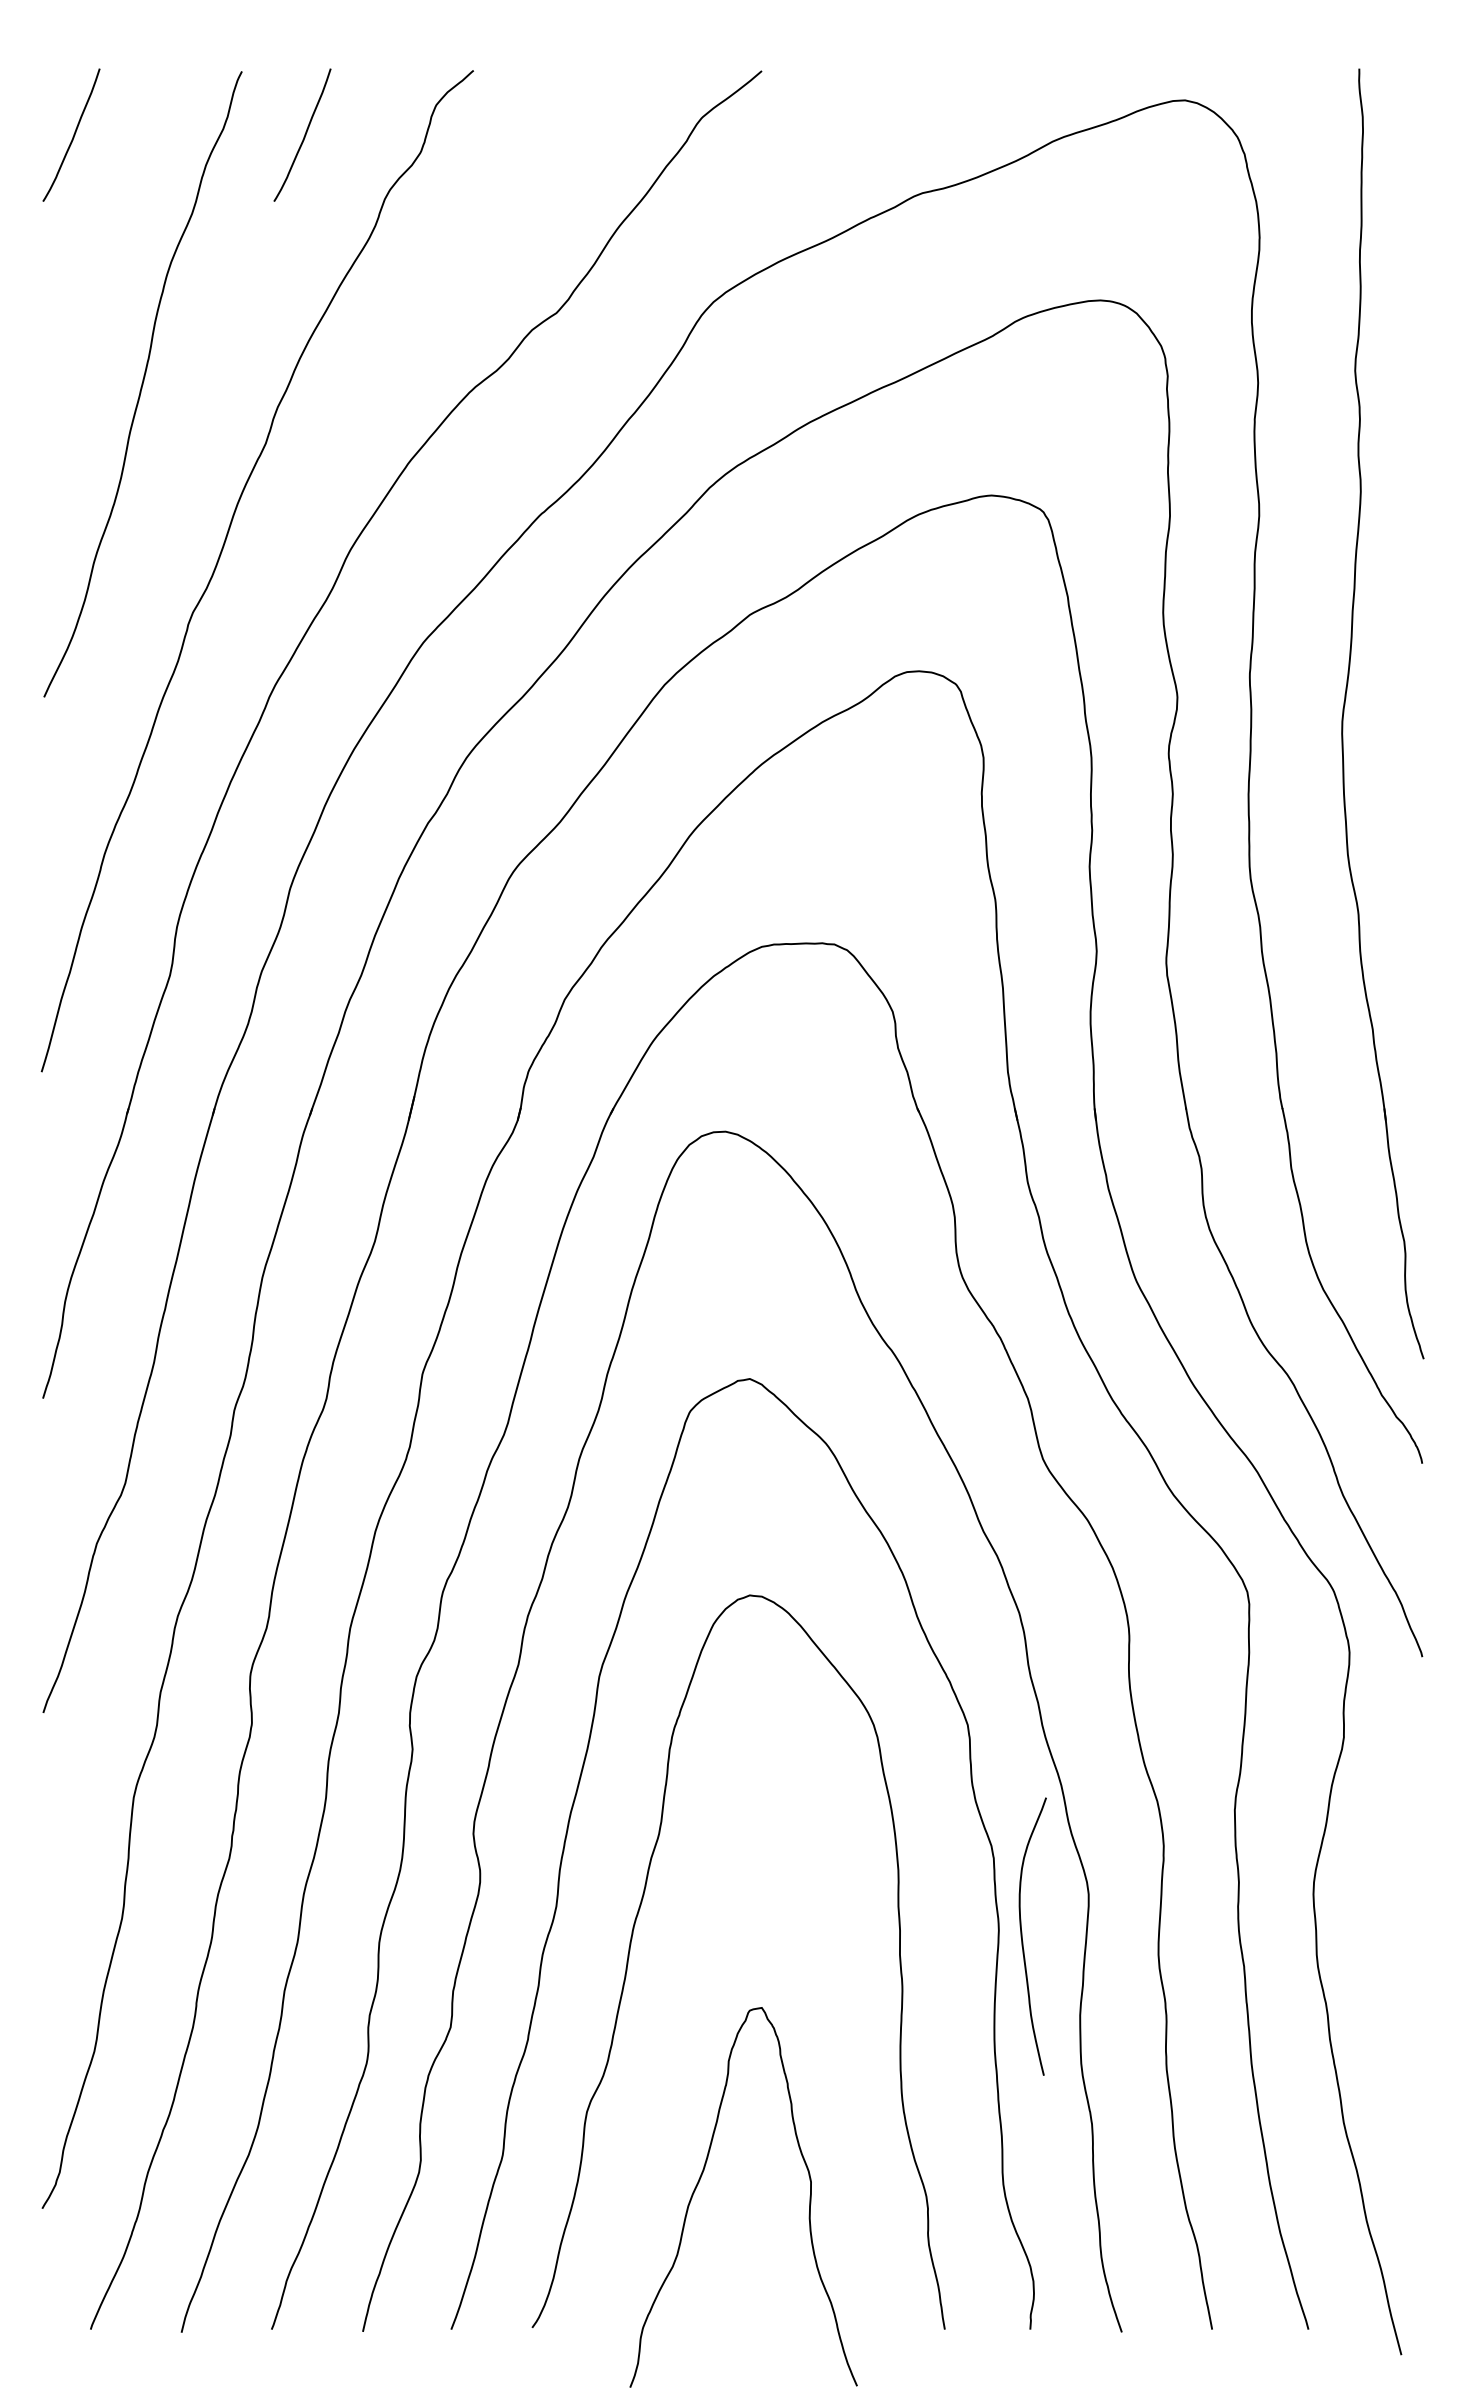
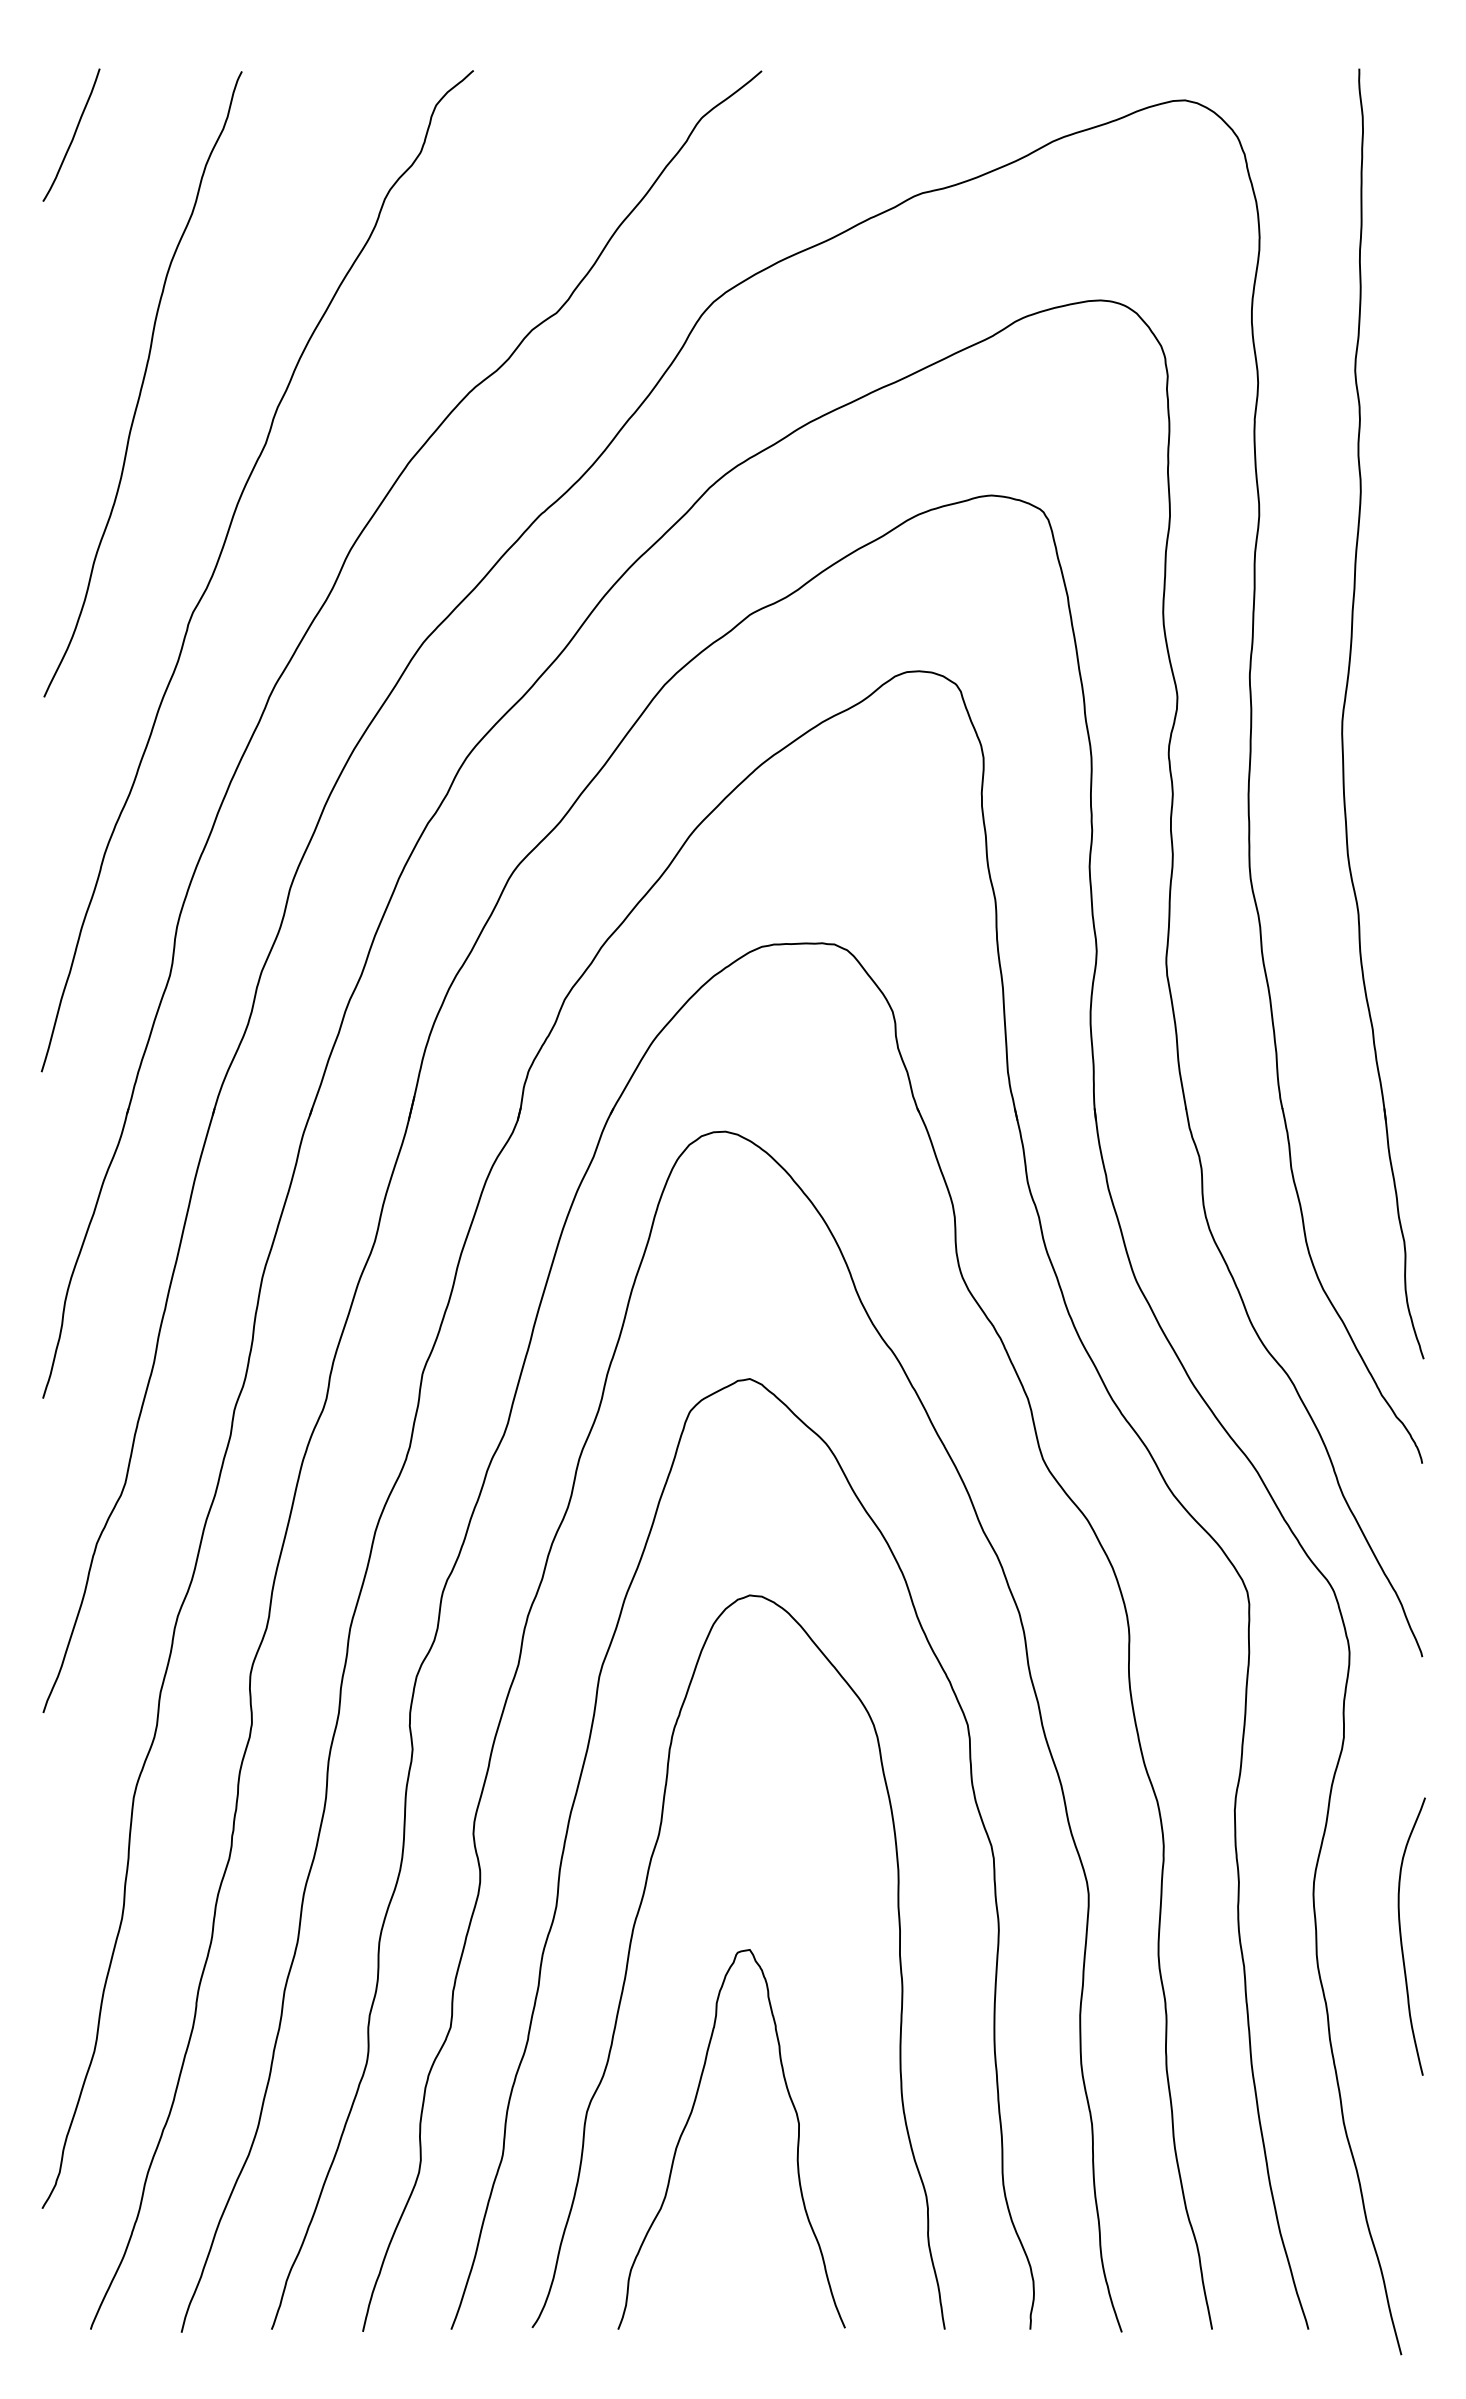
curve: present -> none (304, 134)
curve position: (1022, 1936) -> (1401, 1936) (1401, 1936)
curve position: (700, 2180) -> (688, 2122) (688, 2122)
